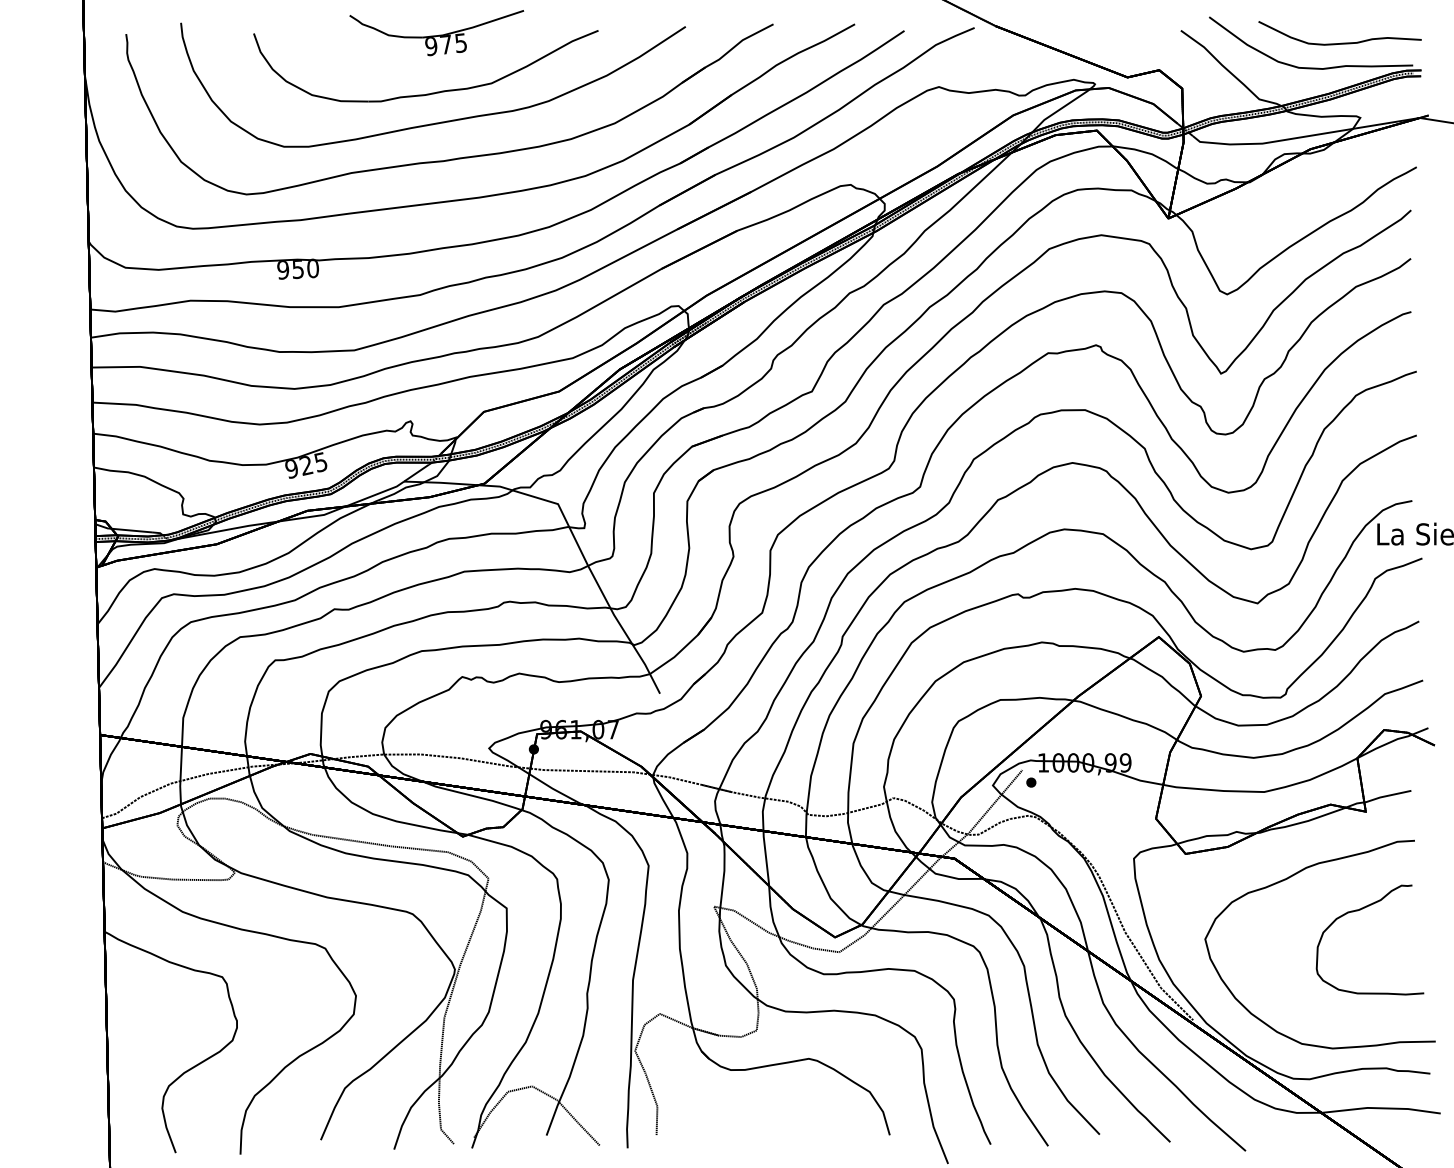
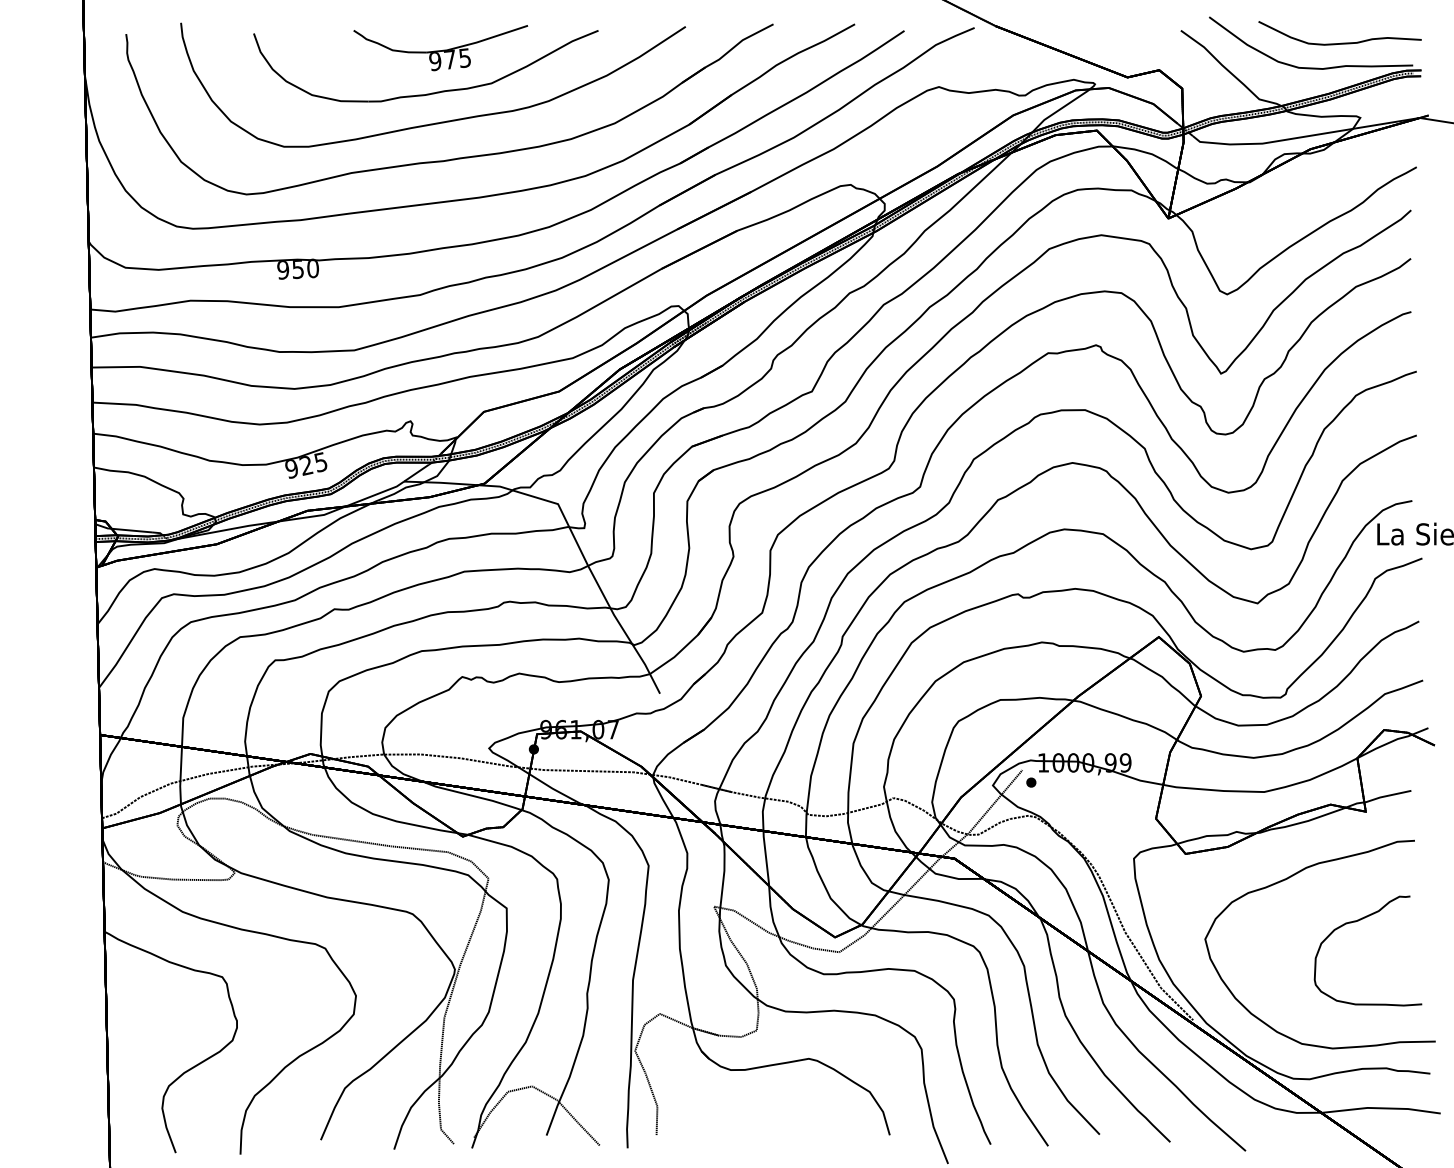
part position: (436, 33) -> (440, 48) (440, 48)
curve position: (1360, 910) -> (1358, 921) (1358, 921)
